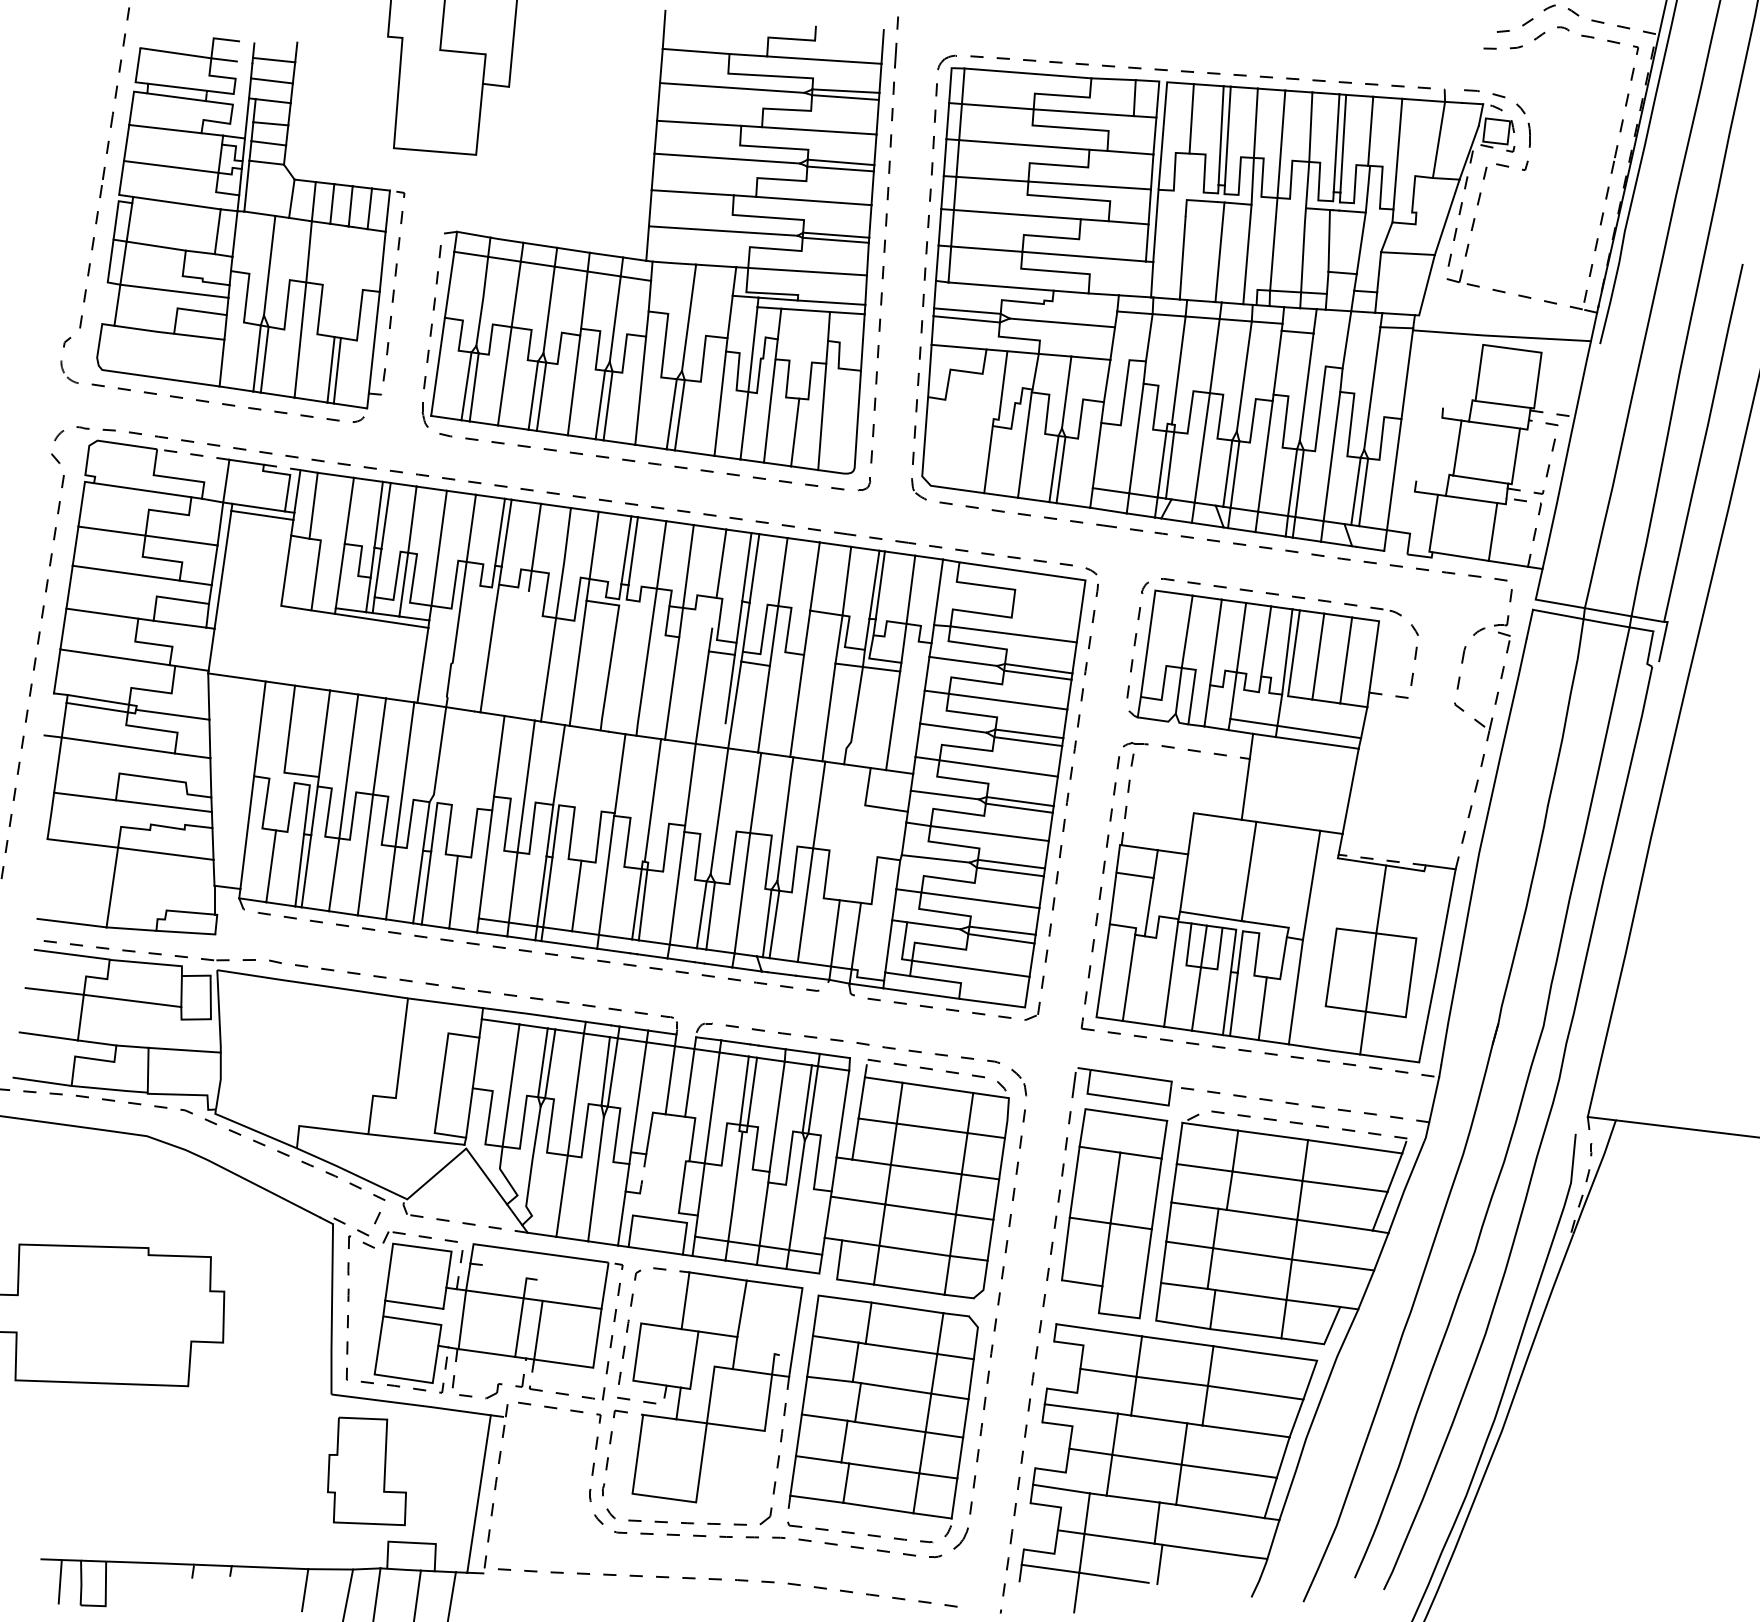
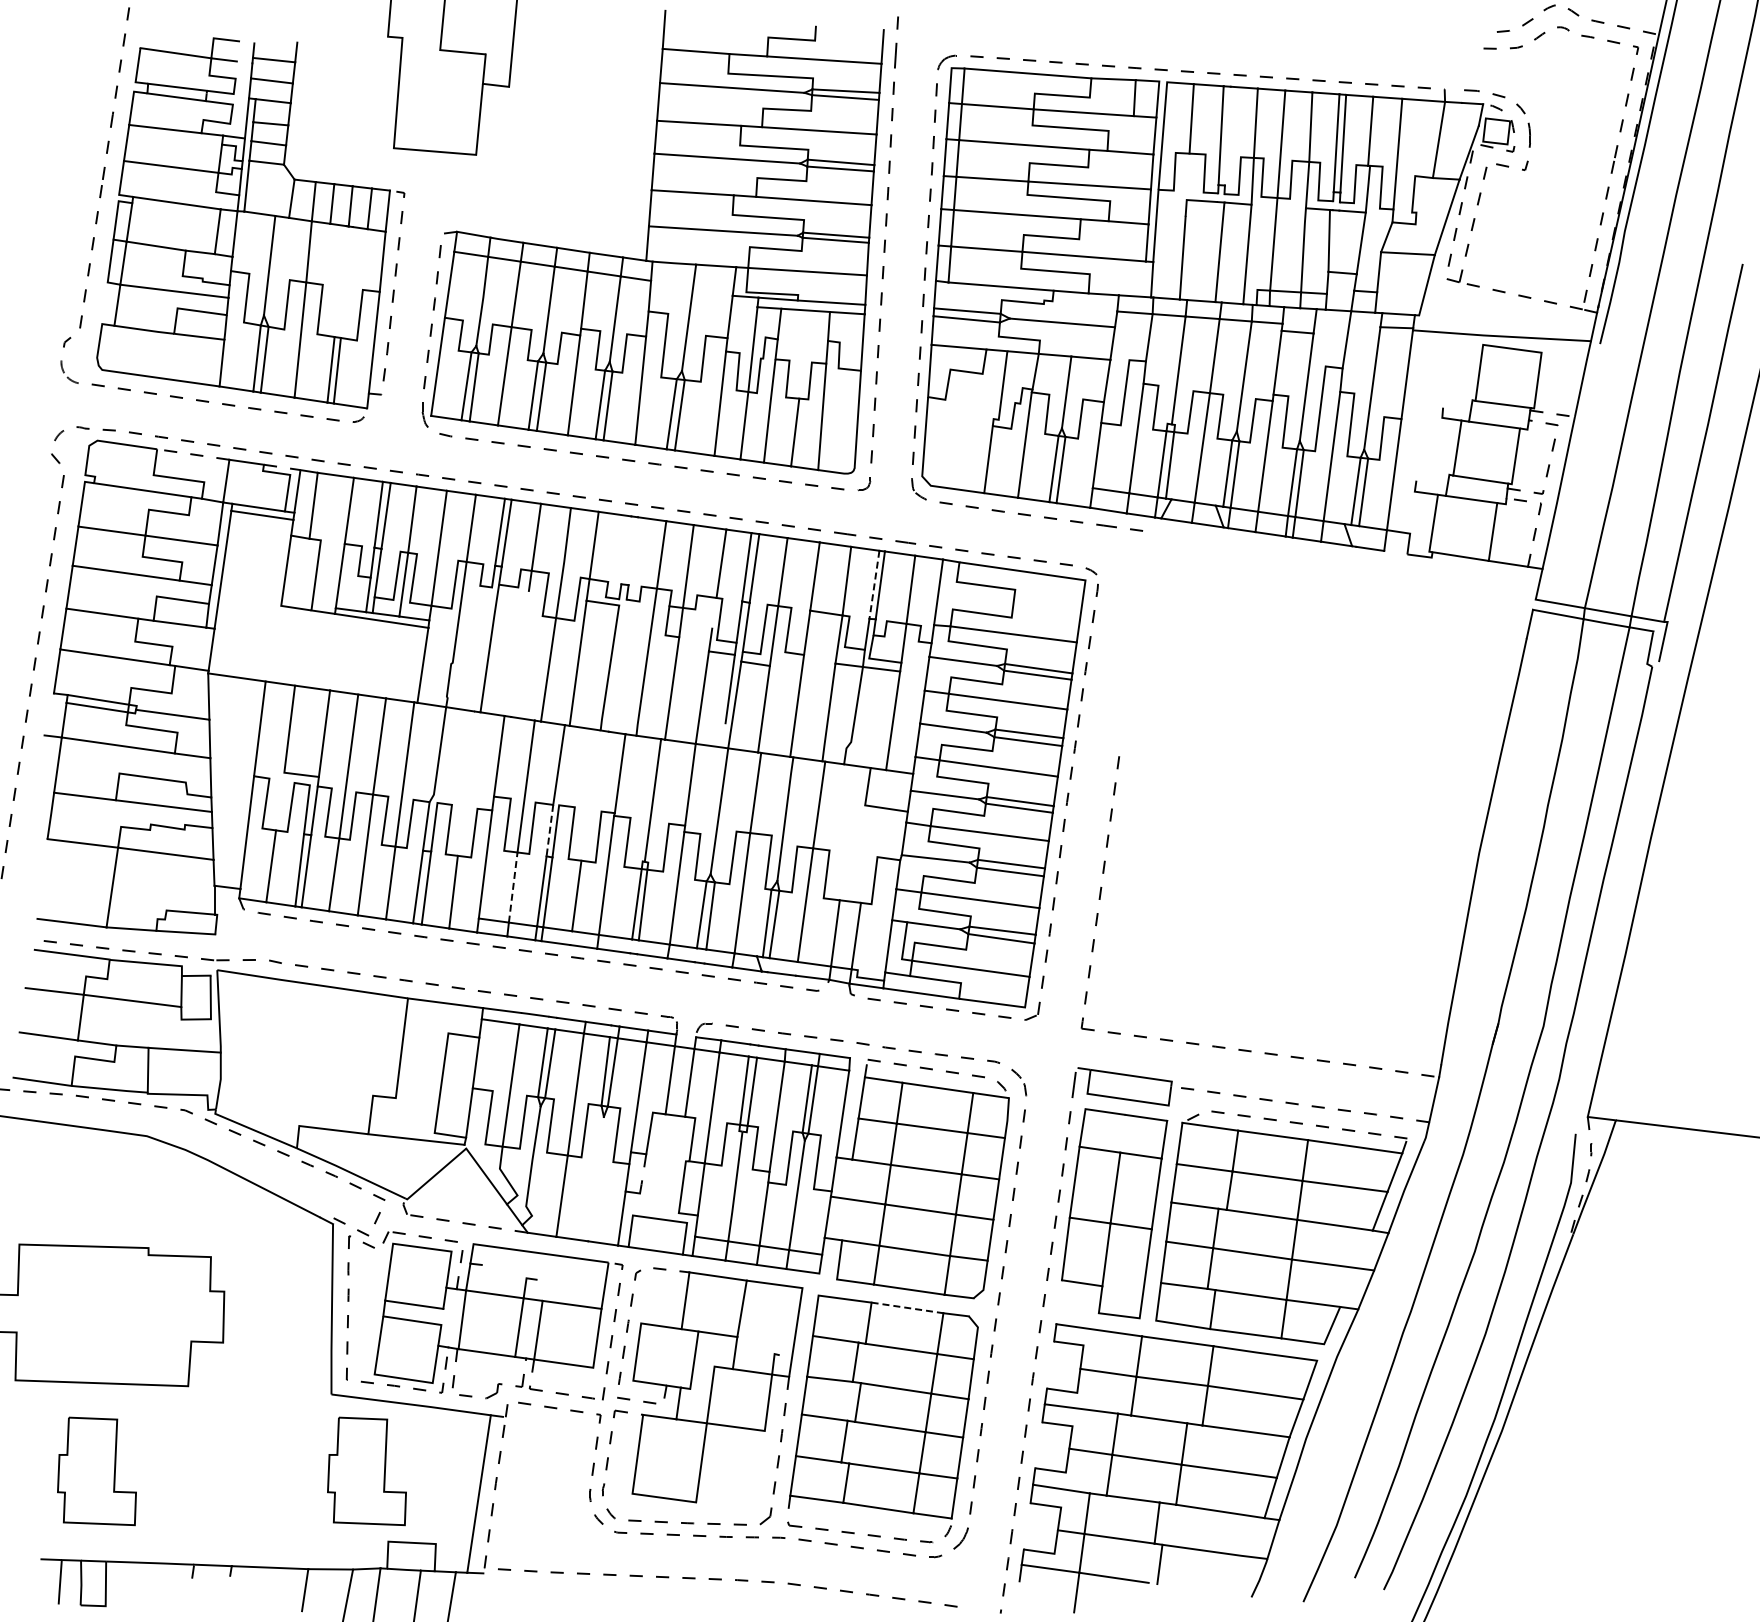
line: present -> none (1227, 135)
line: present -> none (626, 550)
line: present -> none (632, 551)
line: solid -> dashed (874, 585)
part: present -> none (1303, 797)
line: solid -> dashed (549, 830)
line: solid -> dashed (513, 887)
line: present -> none (595, 1178)
line: solid -> dashed (908, 1308)
part: none -> present (96, 1471)
